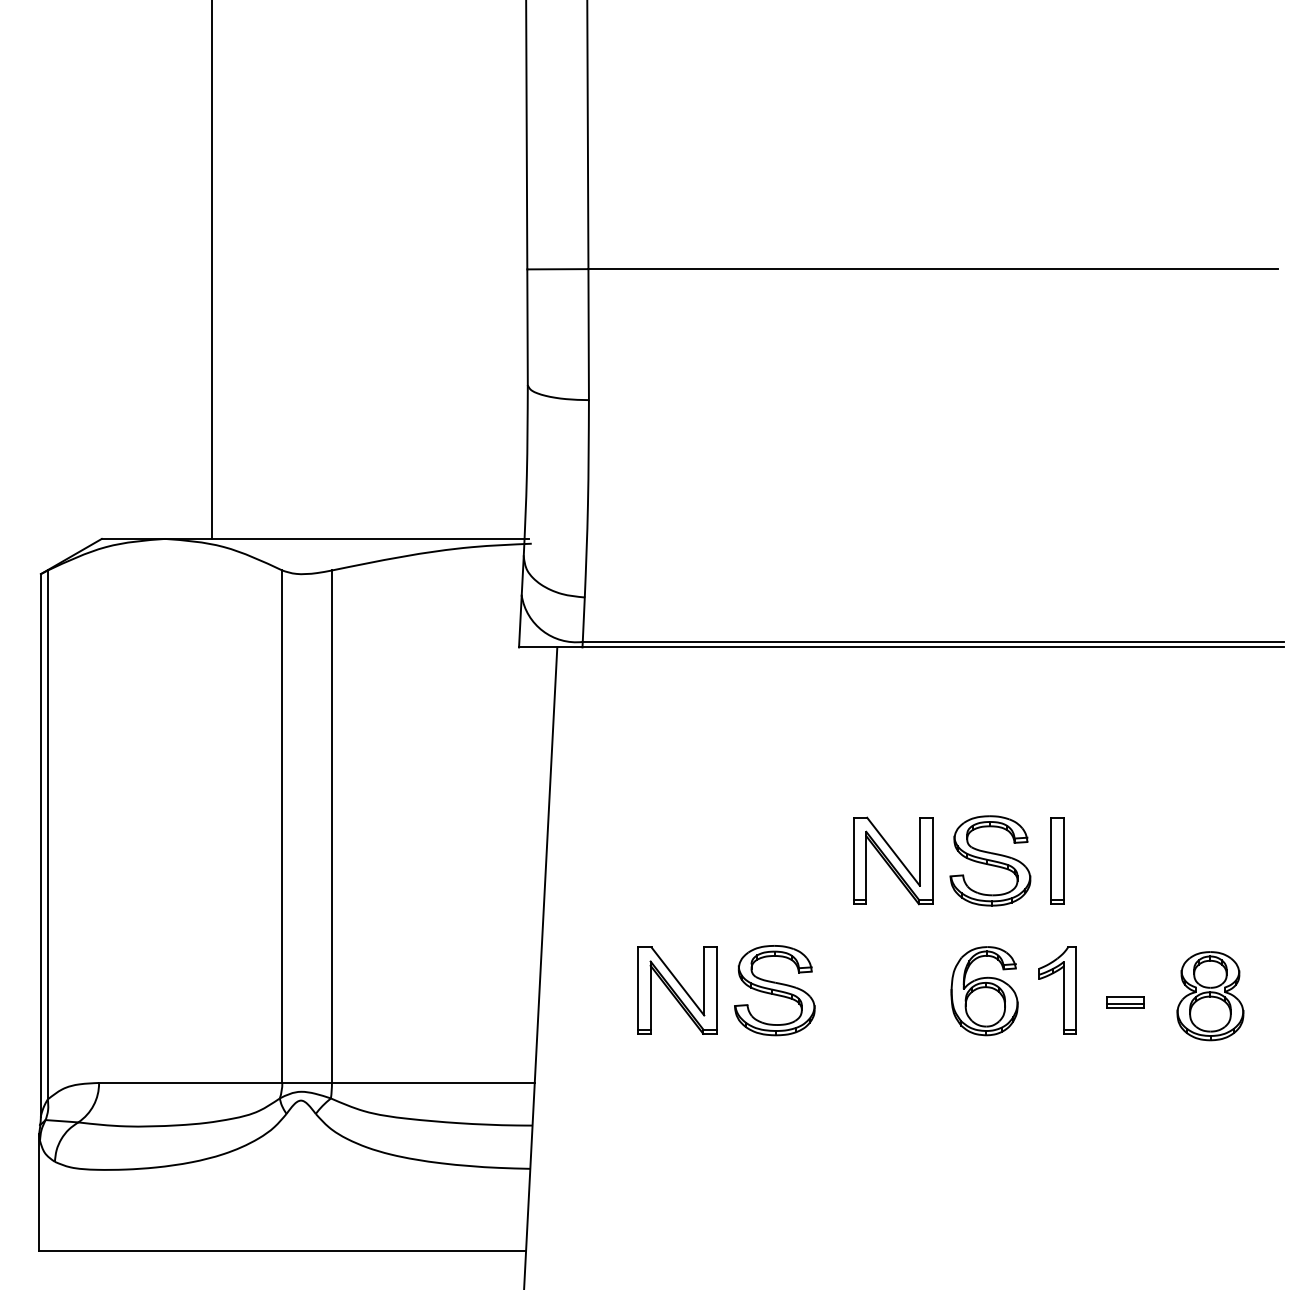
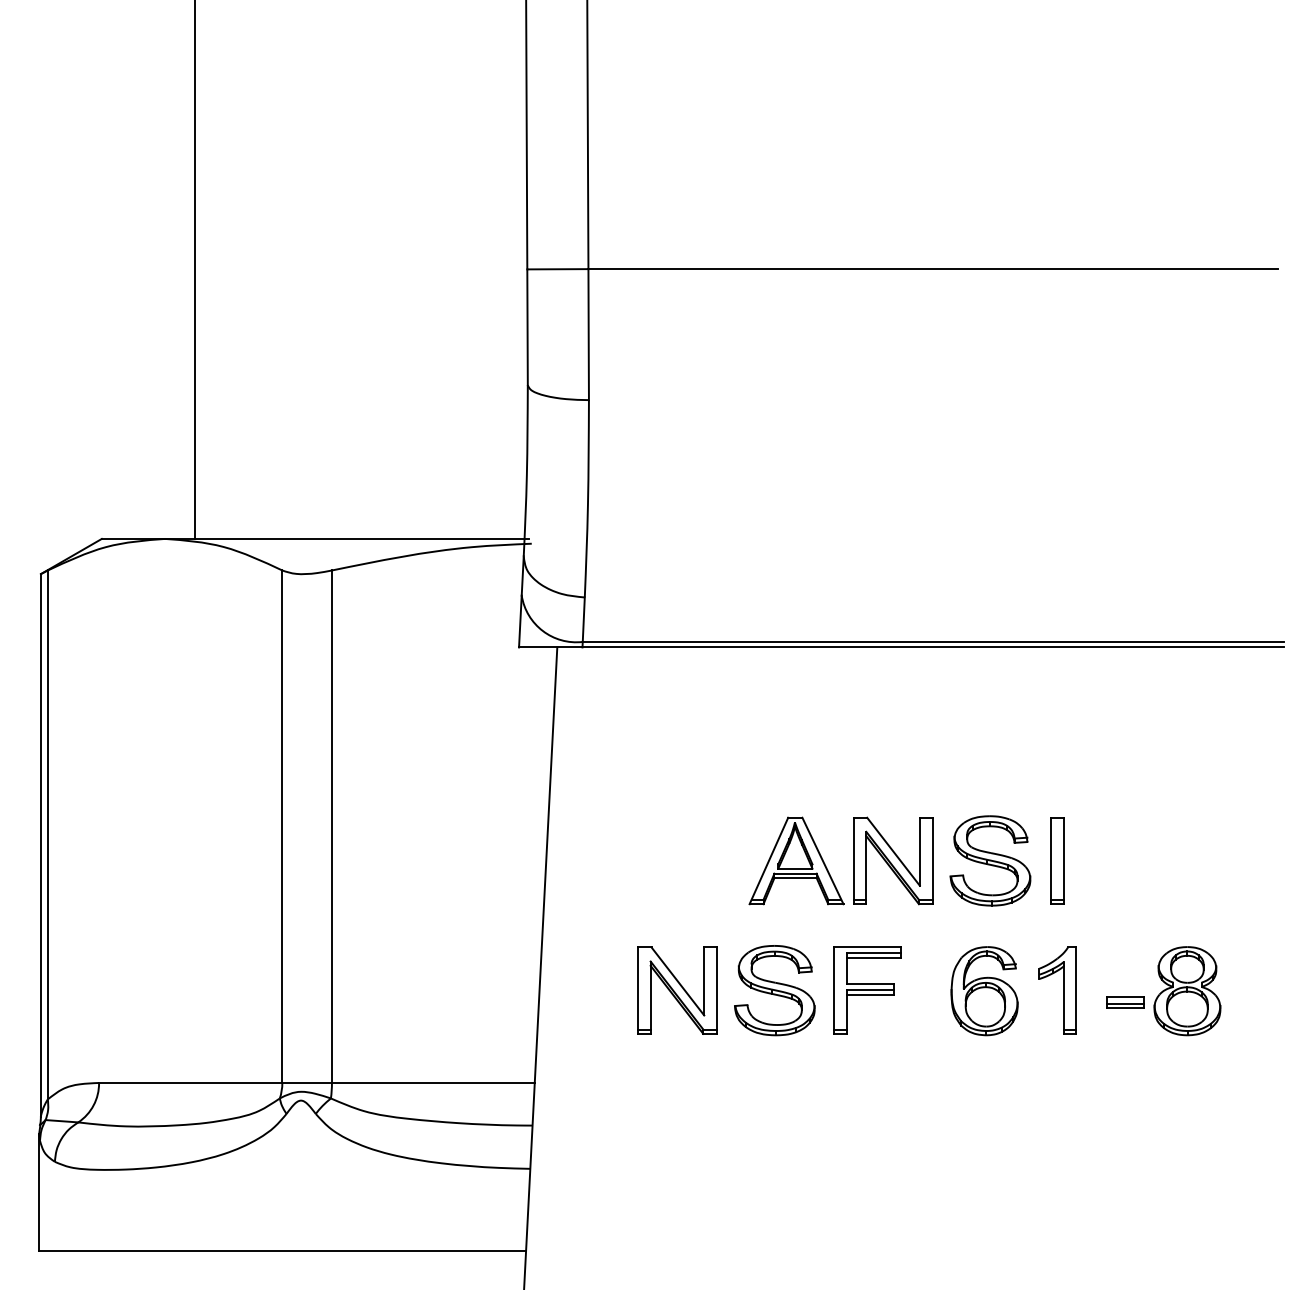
line position: (212, 270) -> (195, 270) (195, 270)
part: none -> present (796, 860)
part: none -> present (867, 990)
part position: (1210, 996) -> (1187, 991) (1187, 991)
